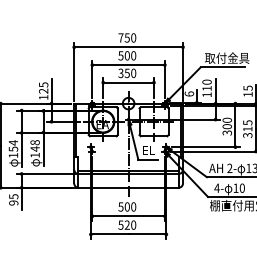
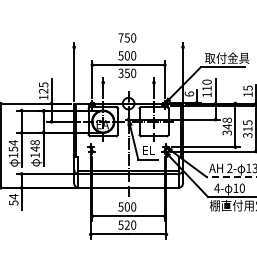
line: present -> none (128, 47)
line: present -> none (128, 82)
text: 300 -> 348 (226, 123)
line: solid -> dashed (231, 177)
text: 95 -> 54 (13, 199)
